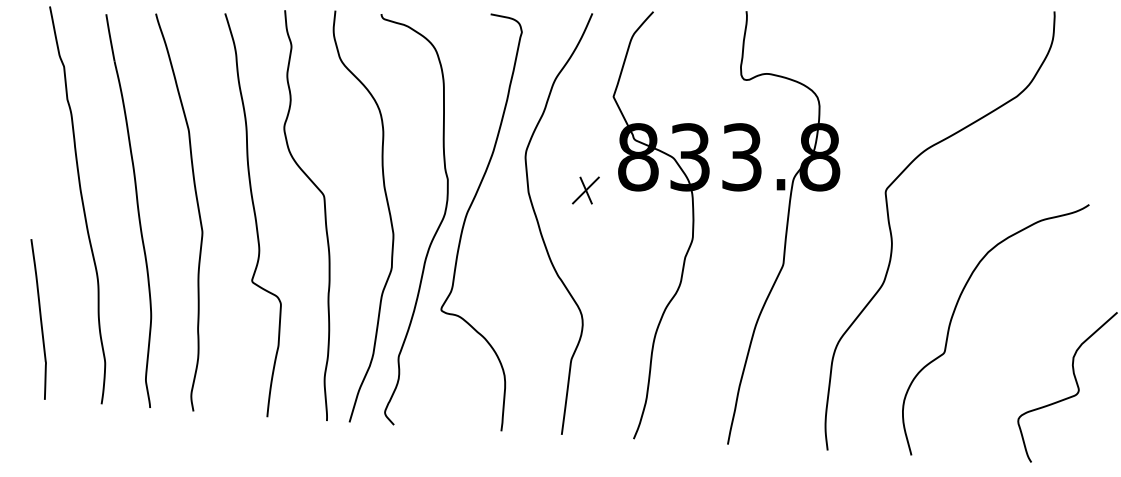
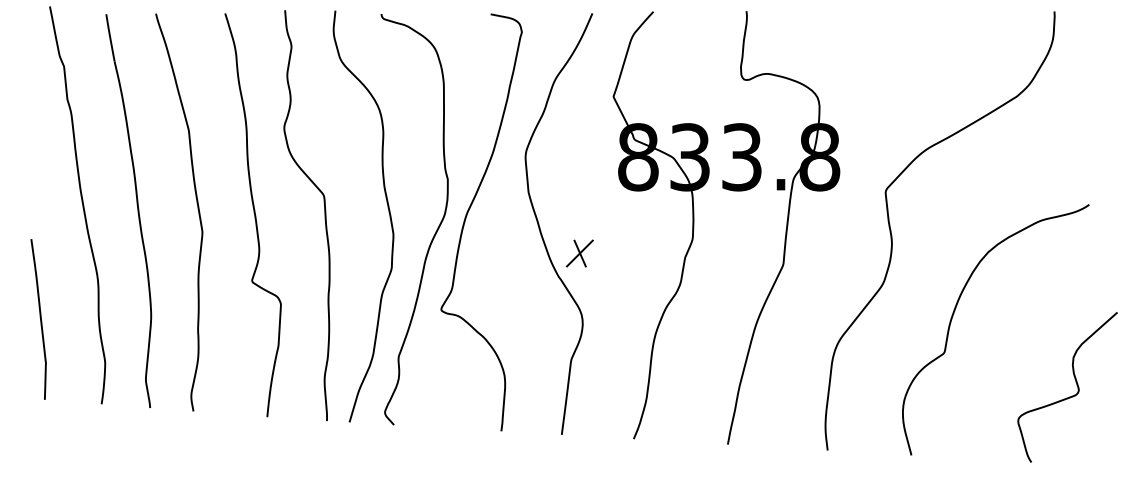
part position: (585, 190) -> (579, 253) (579, 253)
